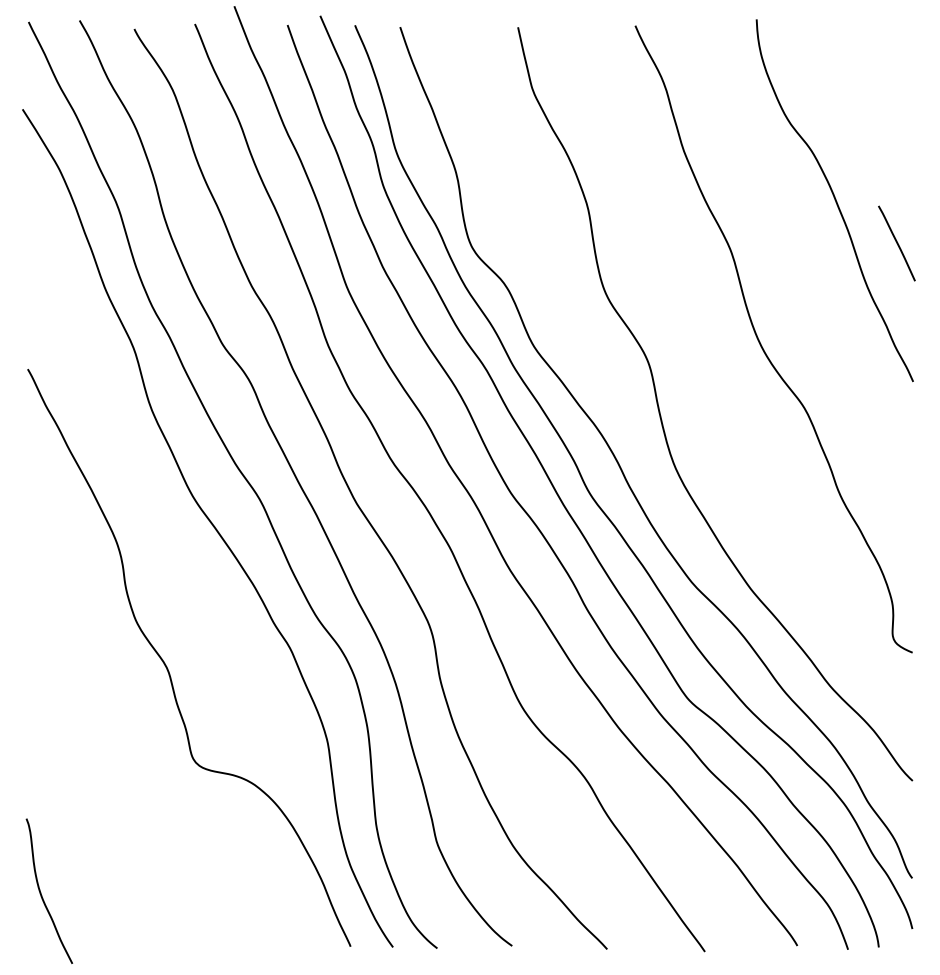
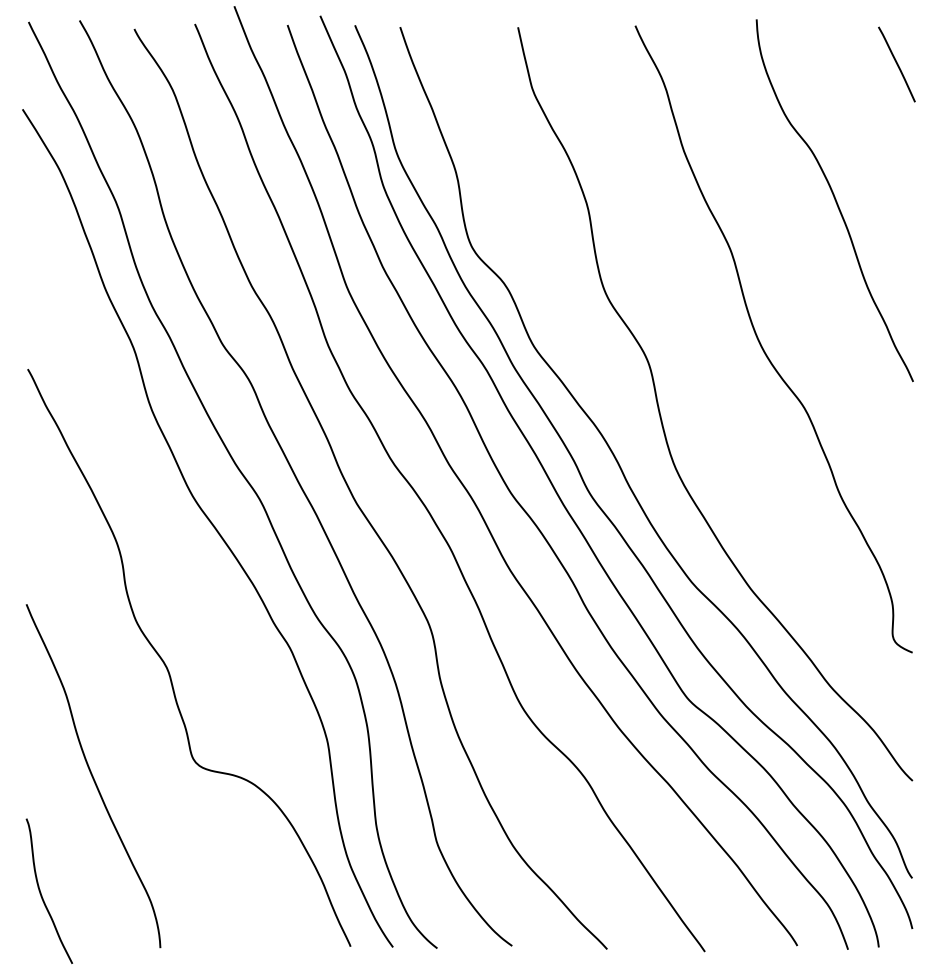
line position: (896, 243) -> (896, 64) (896, 64)
curve: none -> present (93, 776)
